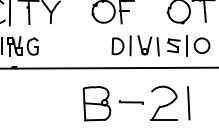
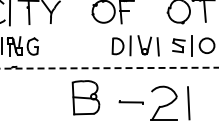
part position: (188, 45) -> (193, 45) (193, 45)
line: solid -> dashed (109, 68)
part position: (96, 103) -> (85, 97) (85, 97)
